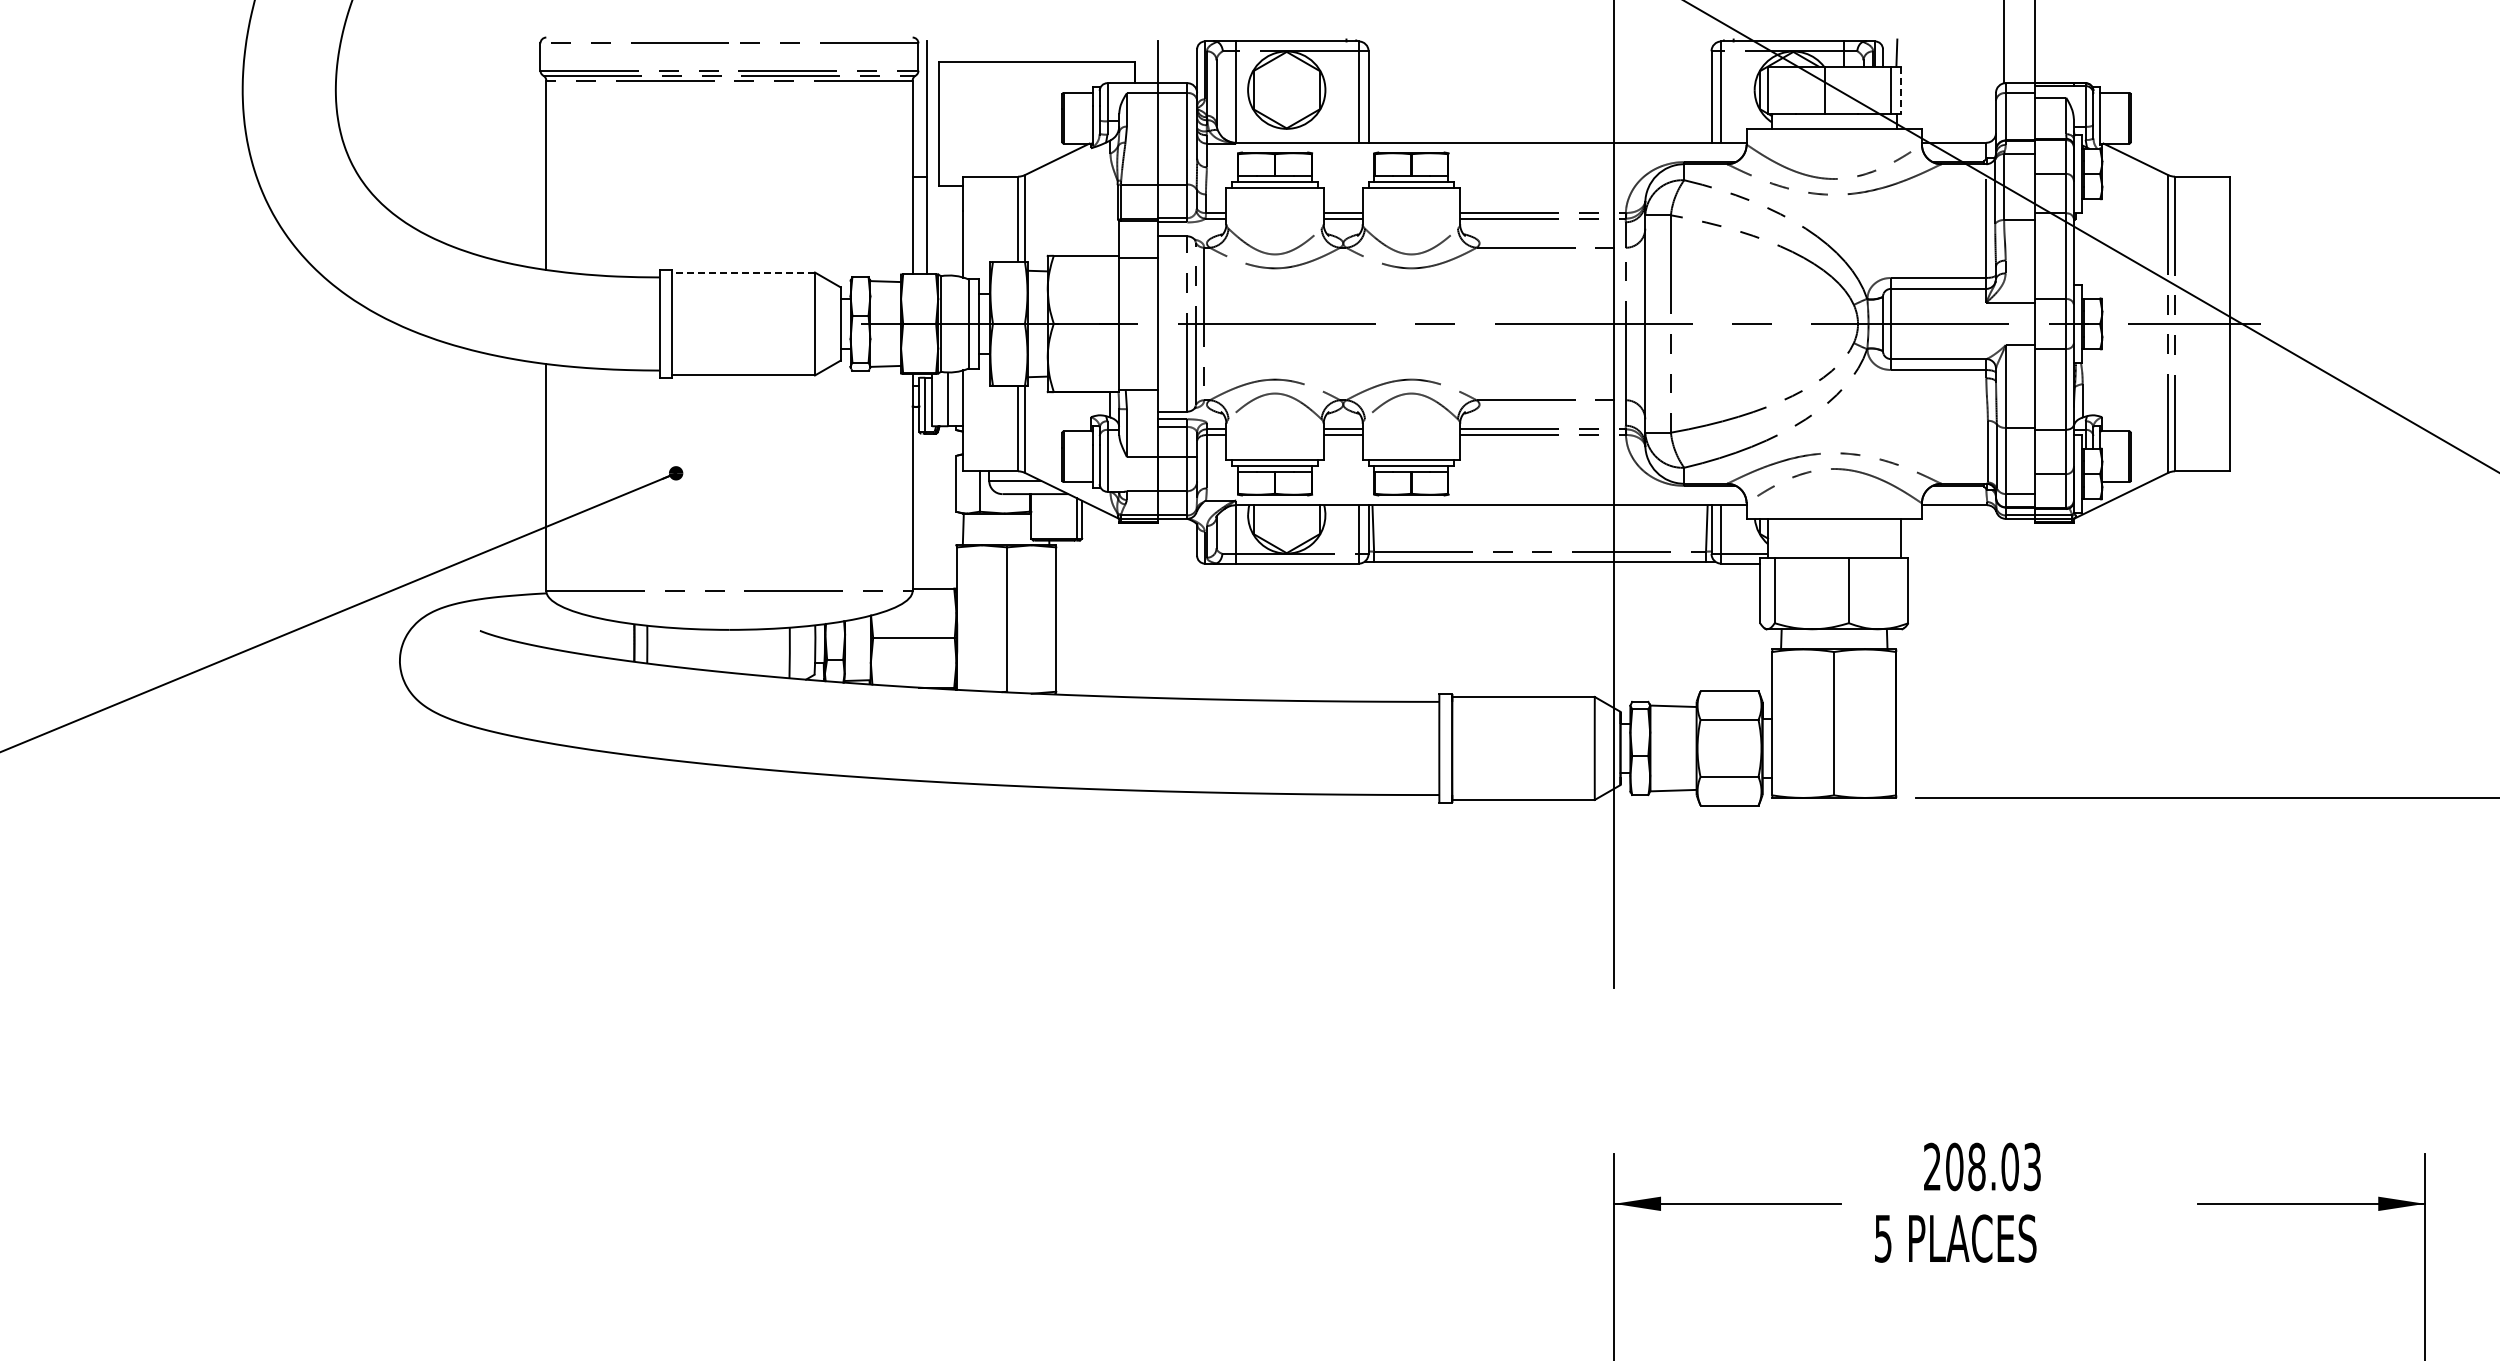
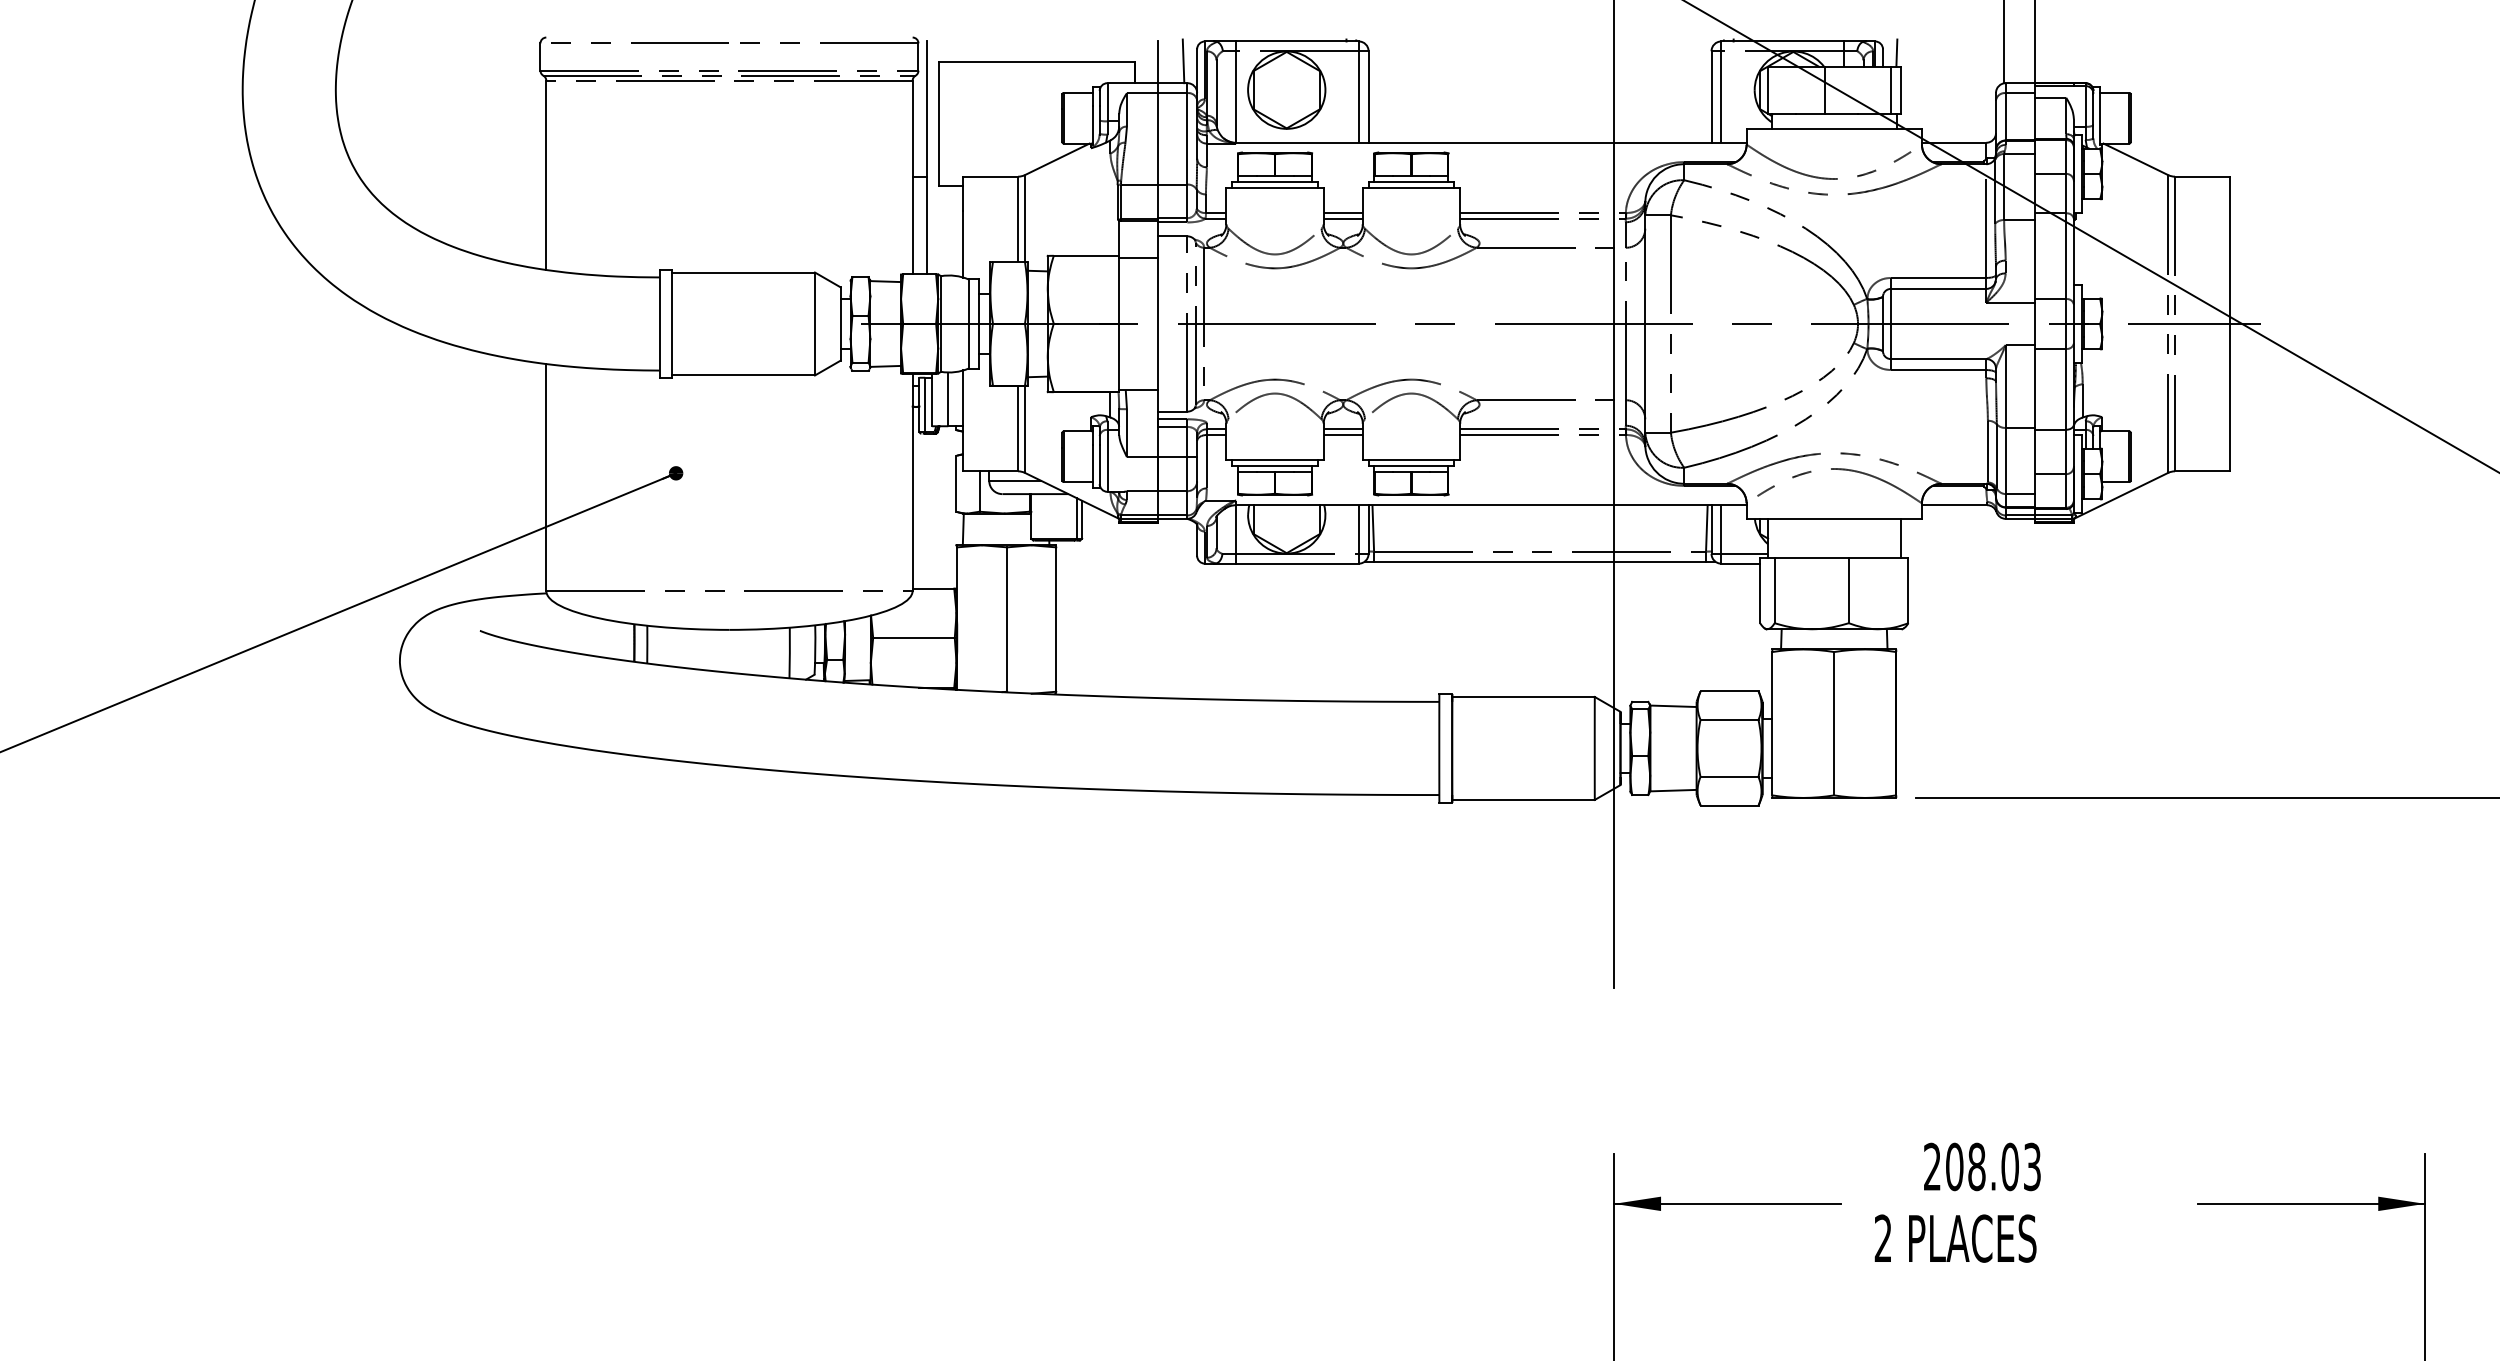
line: none -> present (1183, 61)
line: dashed -> solid (1900, 90)
line: dashed -> solid (743, 272)
text: 5 -> 2 (1882, 1238)
